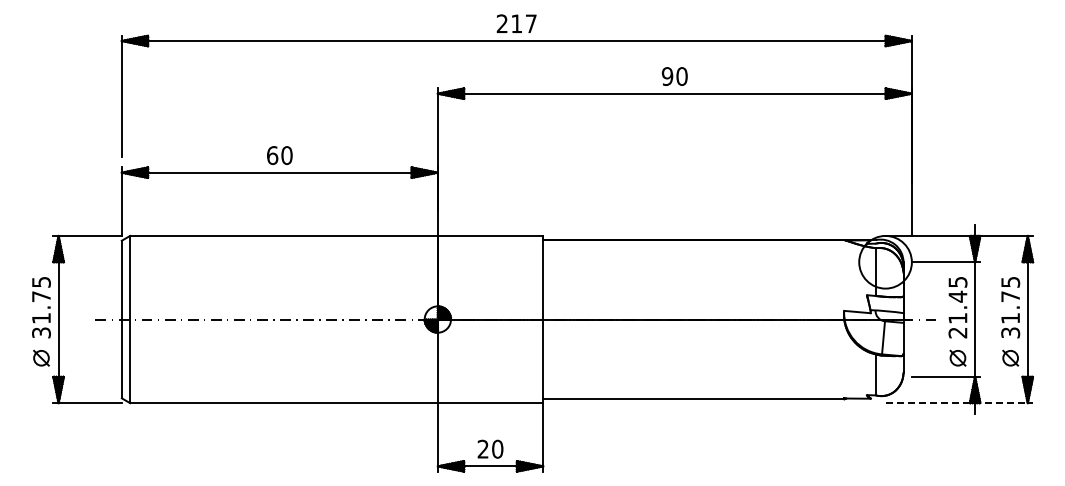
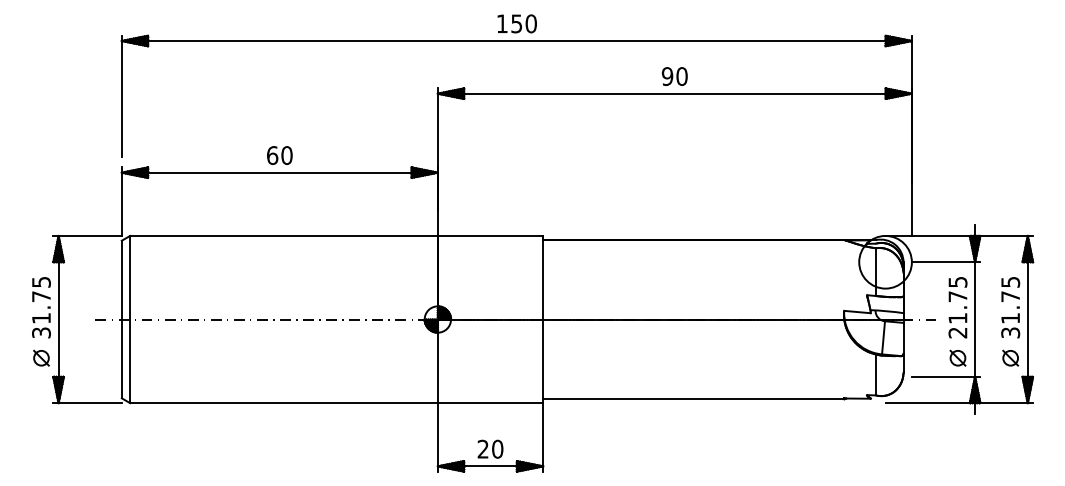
text: 217 -> 150 (516, 23)
text: 21.45 -> 21.75 (957, 296)
line: dashed -> solid (959, 403)
